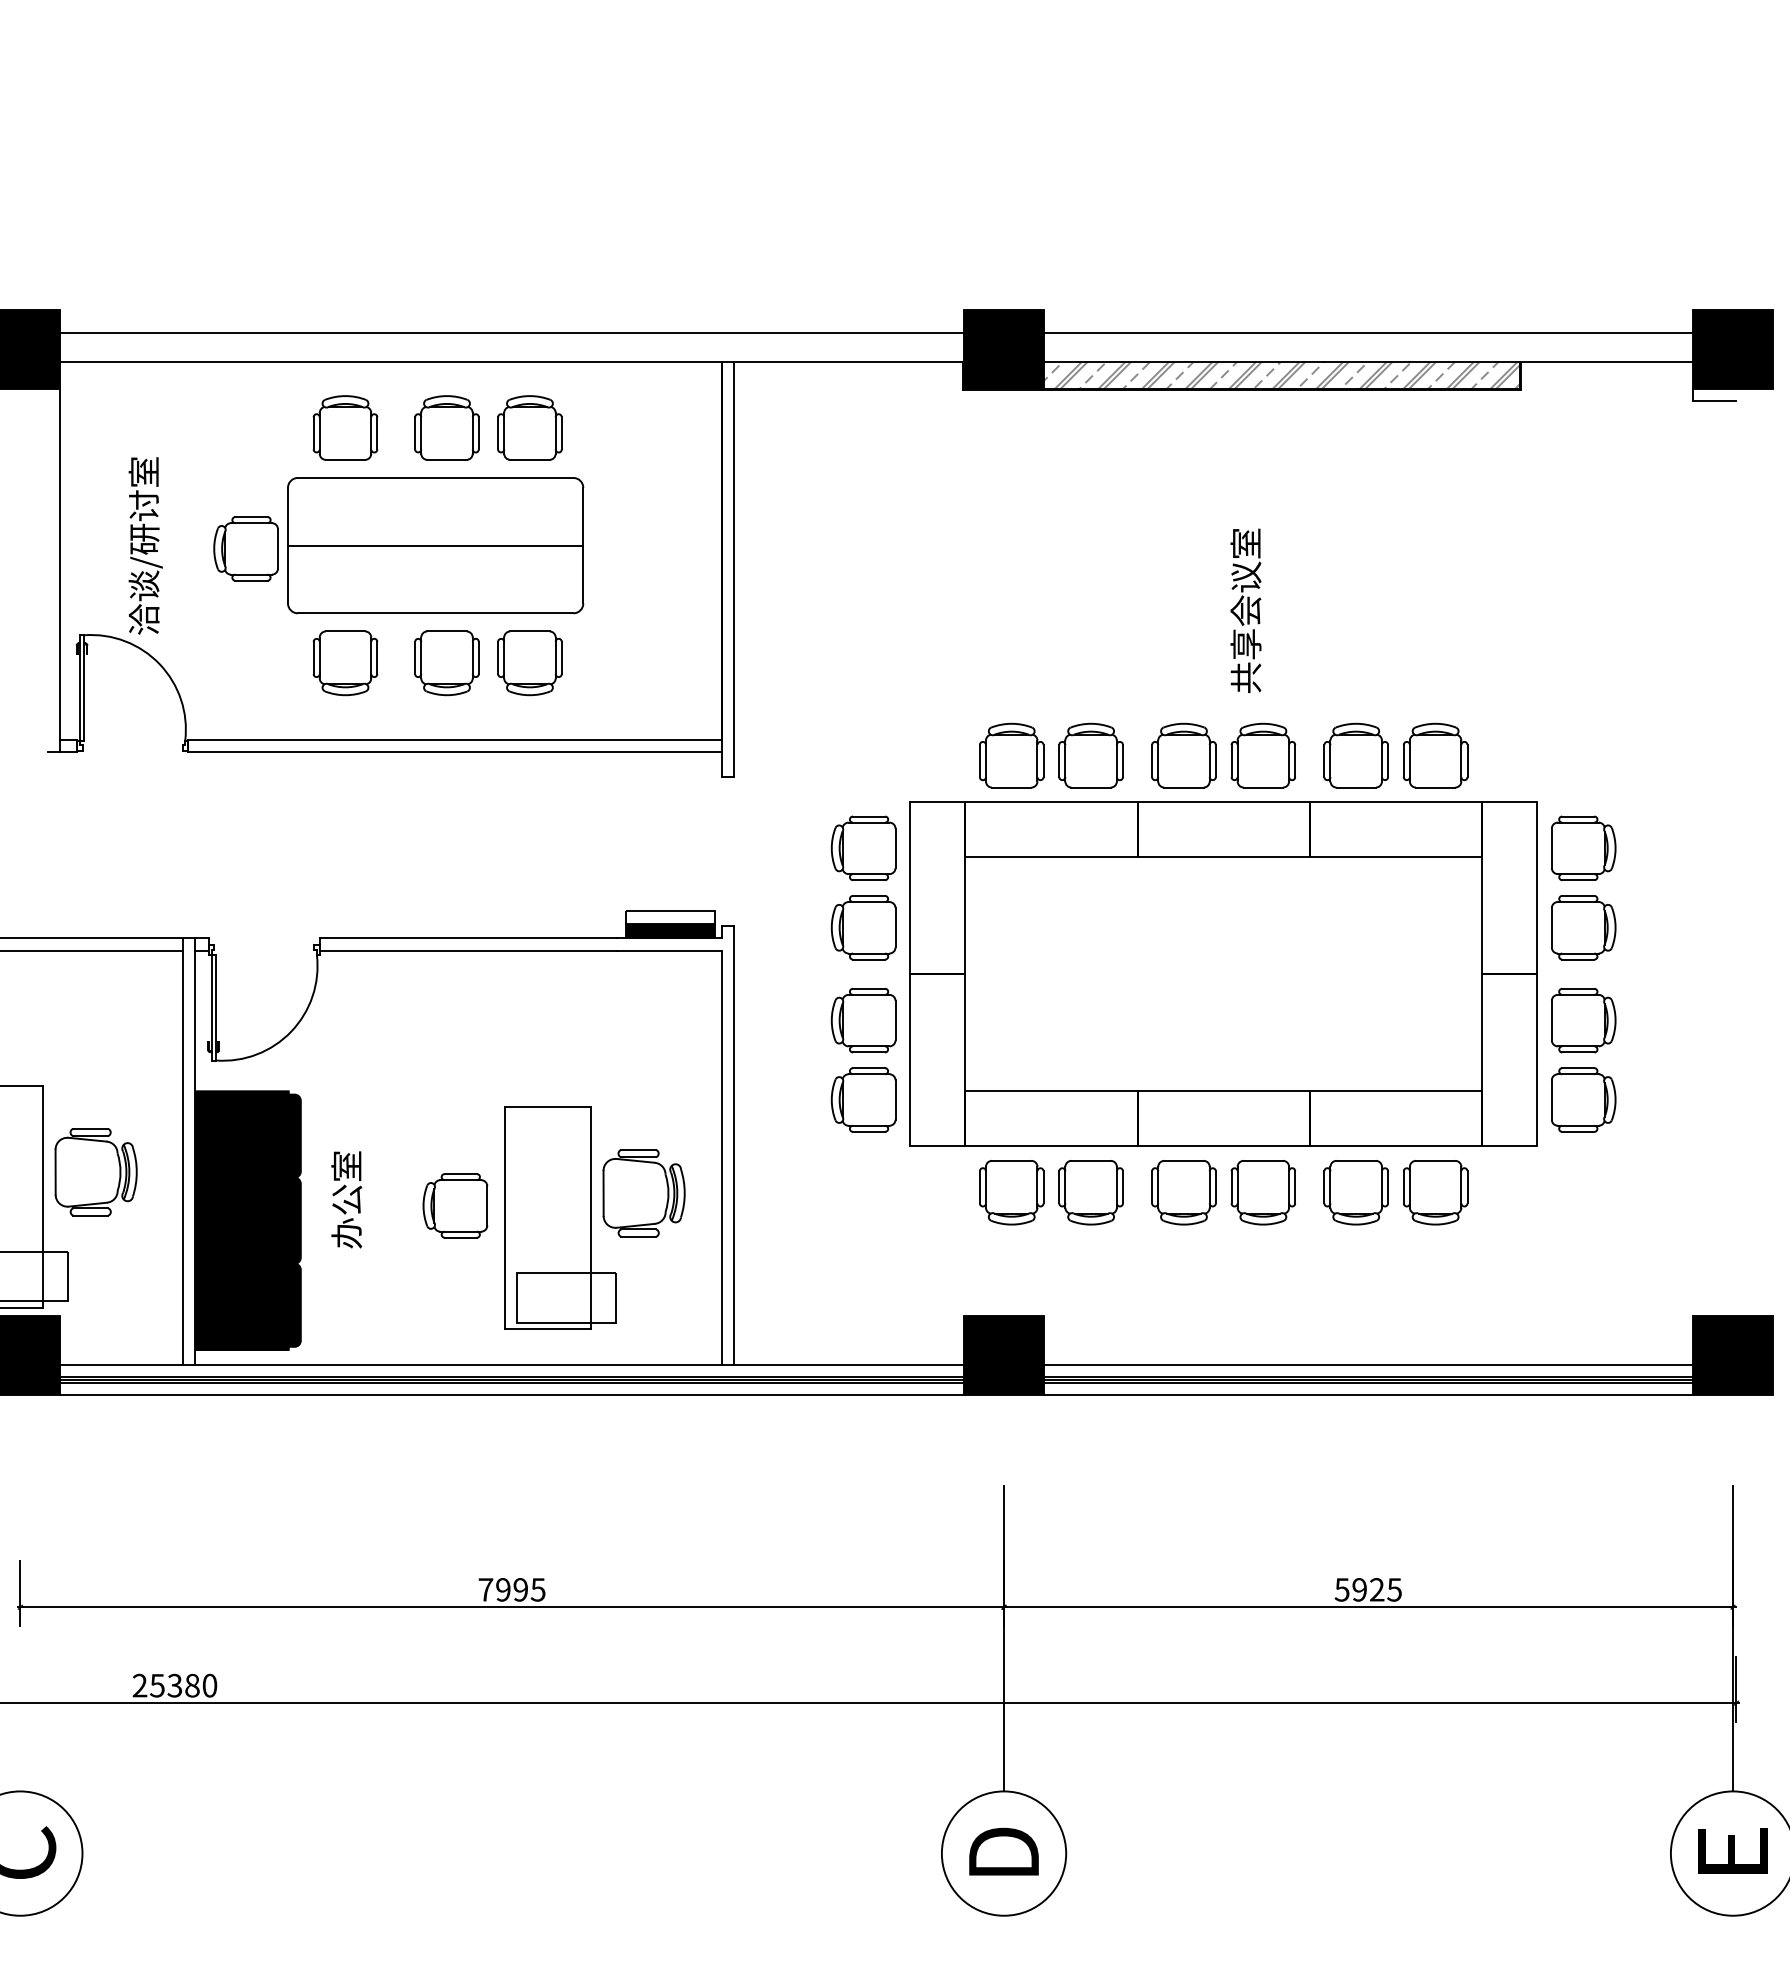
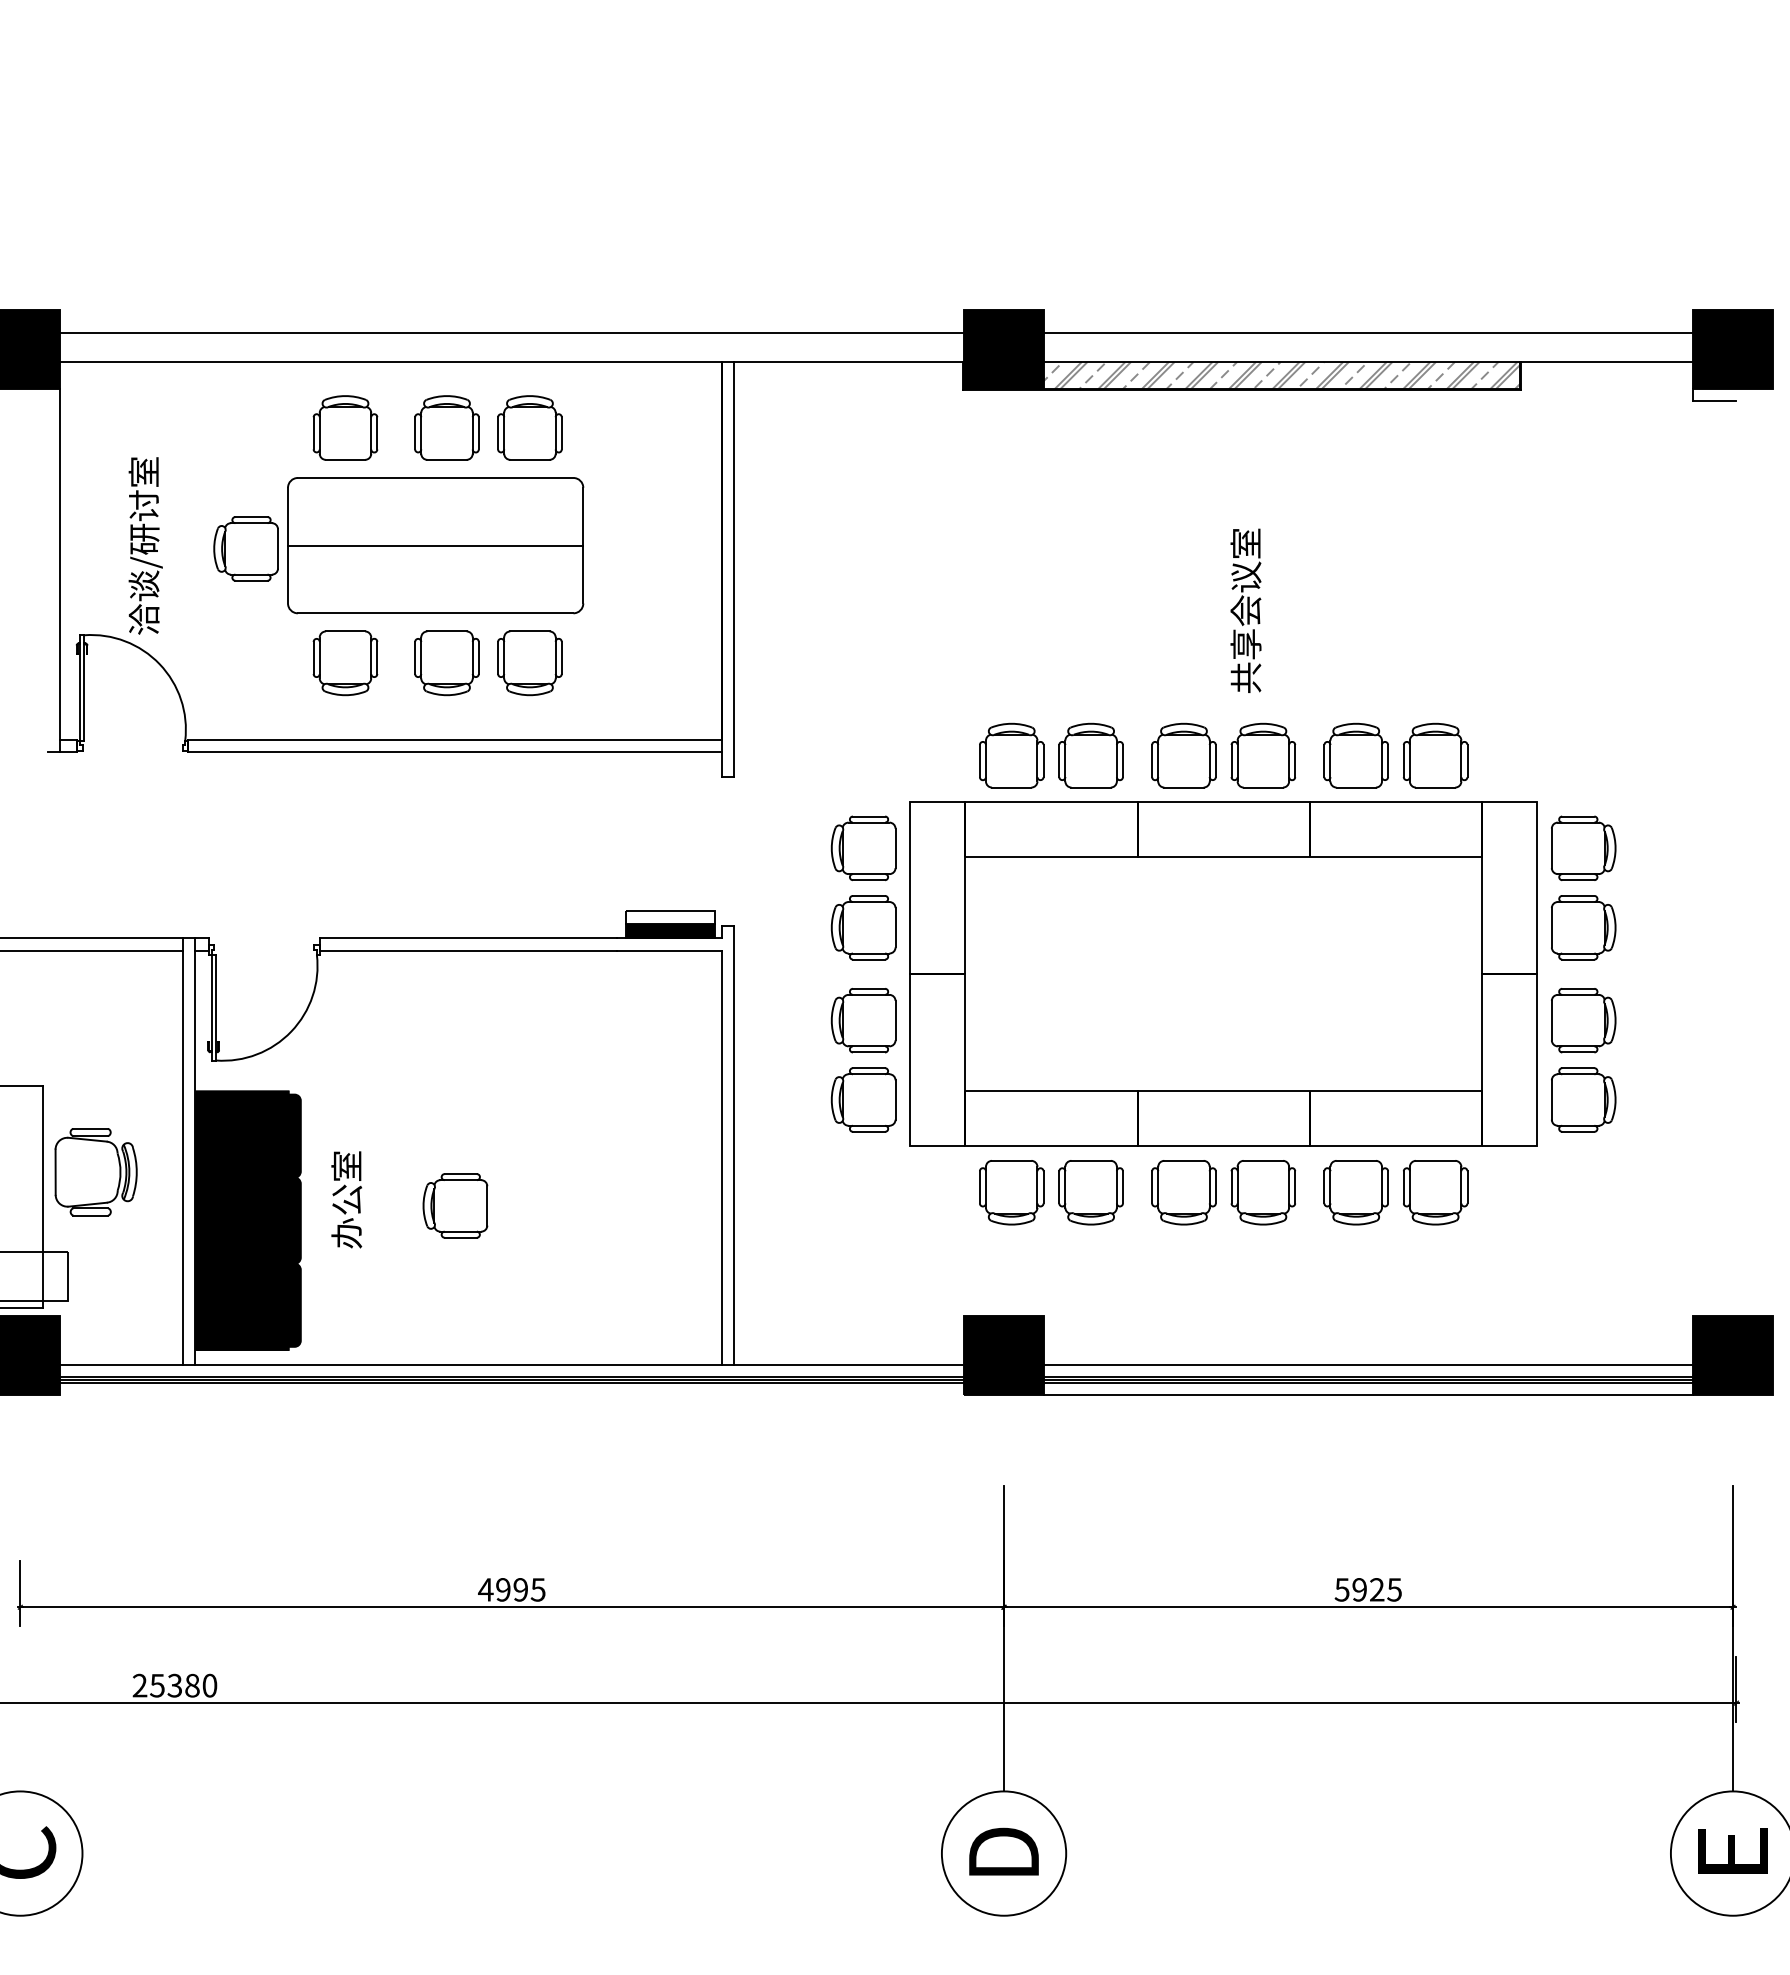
part: present -> none (594, 1217)
line: present -> none (512, 1394)
text: 7995 -> 4995 (485, 1589)
